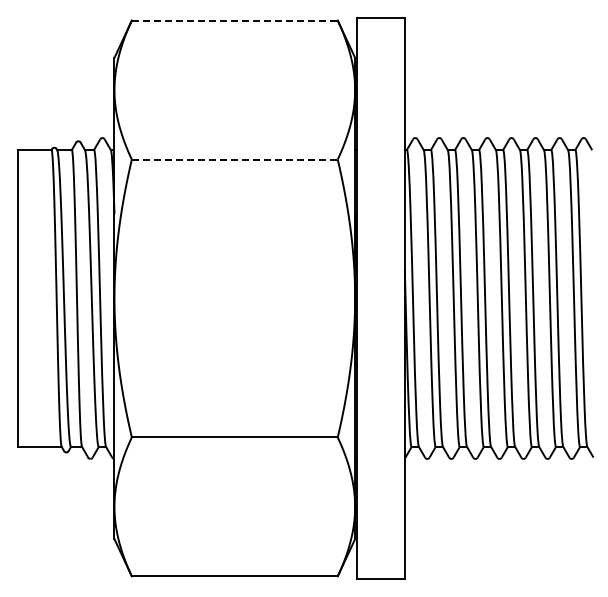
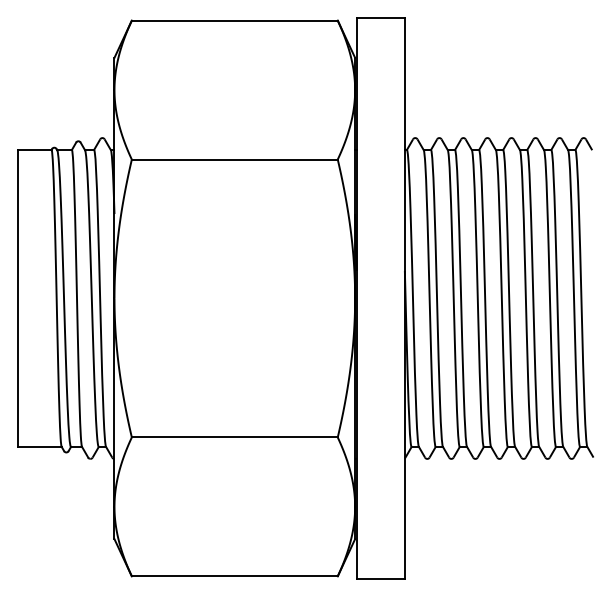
line: dashed -> solid (234, 20)
line: dashed -> solid (234, 159)
